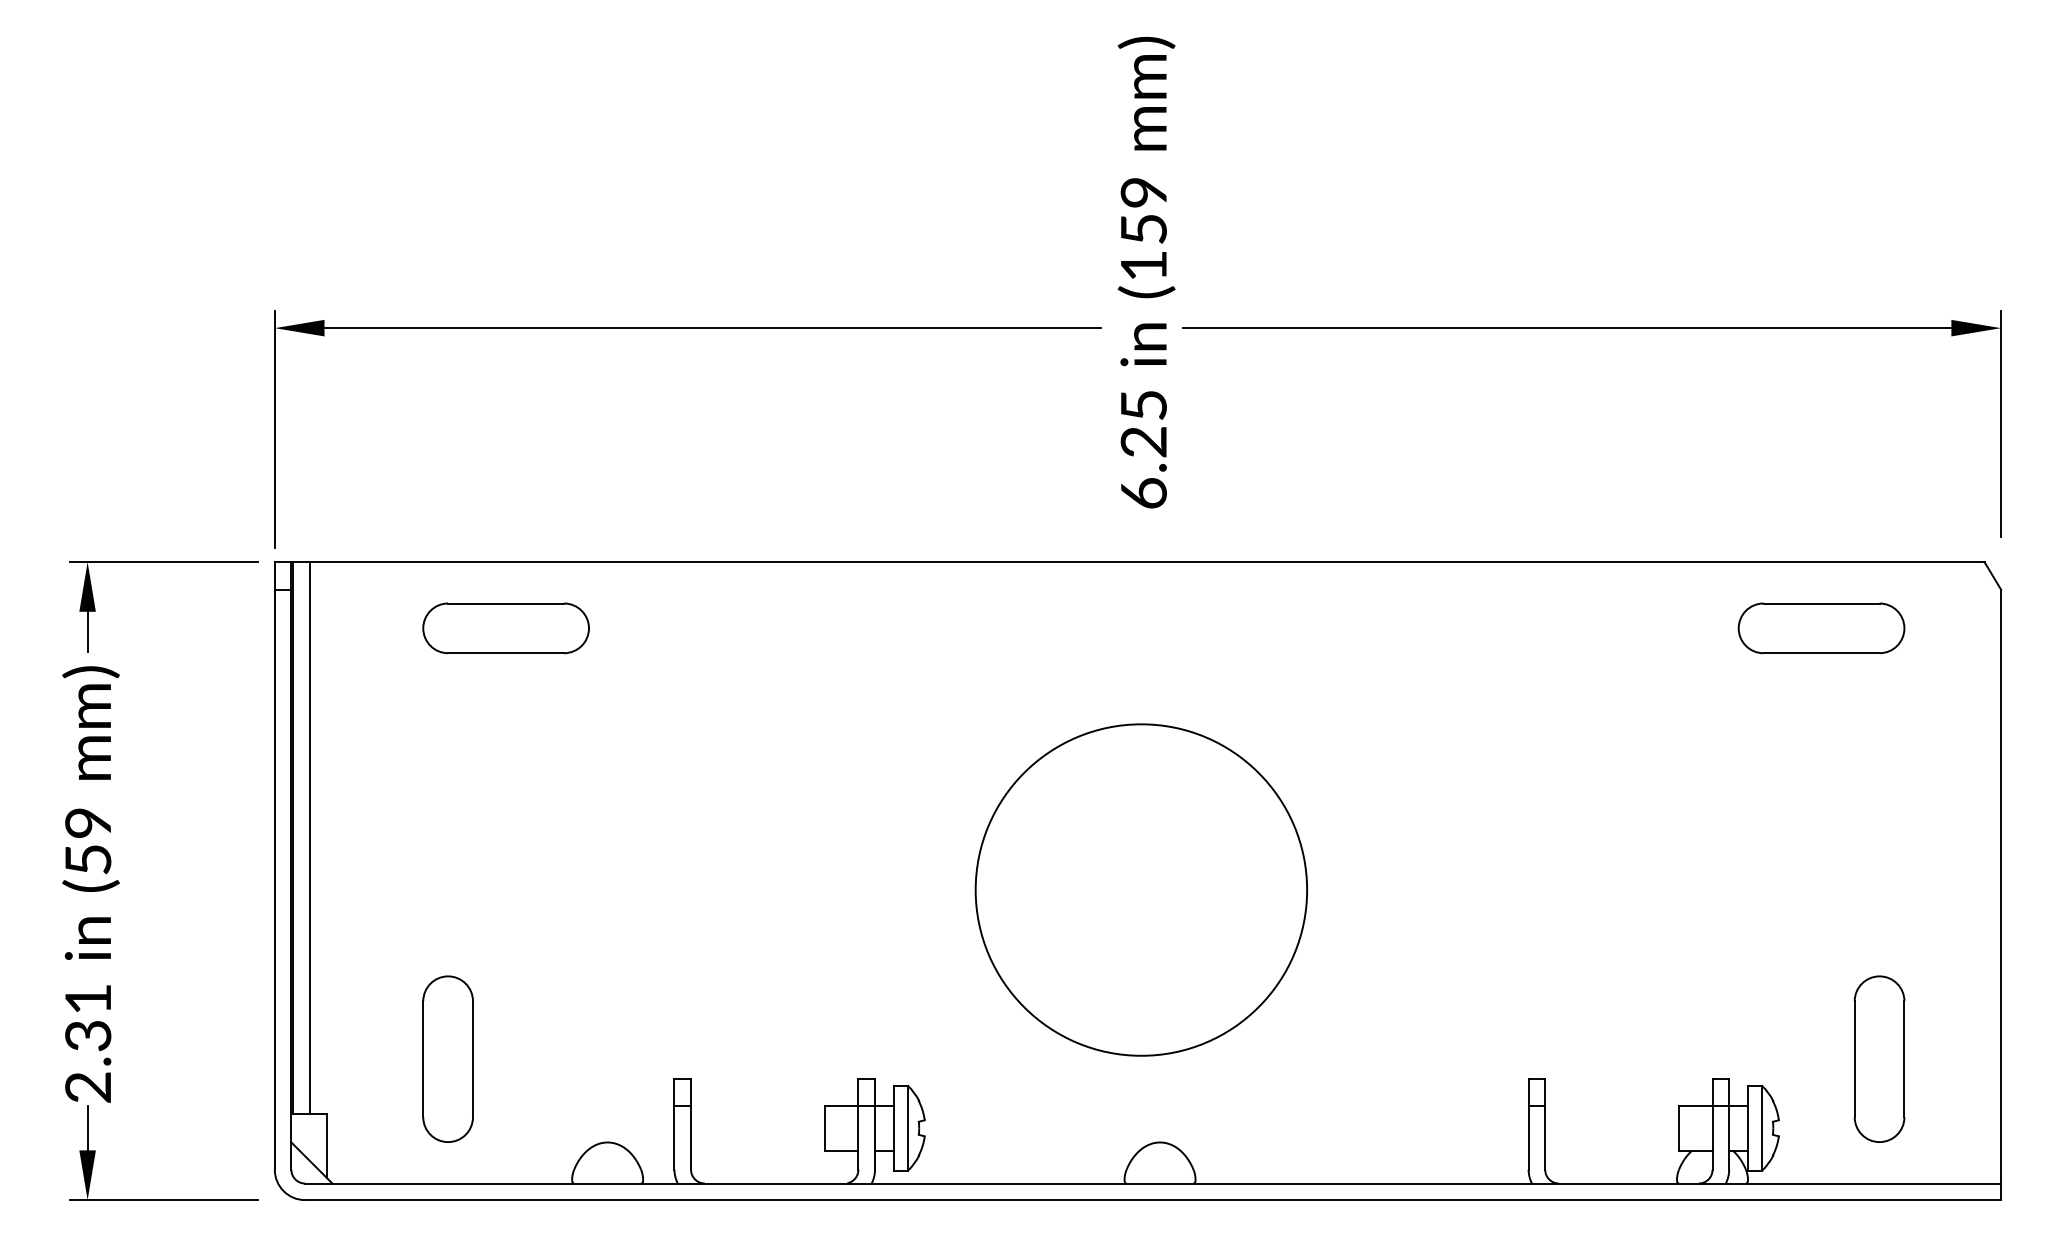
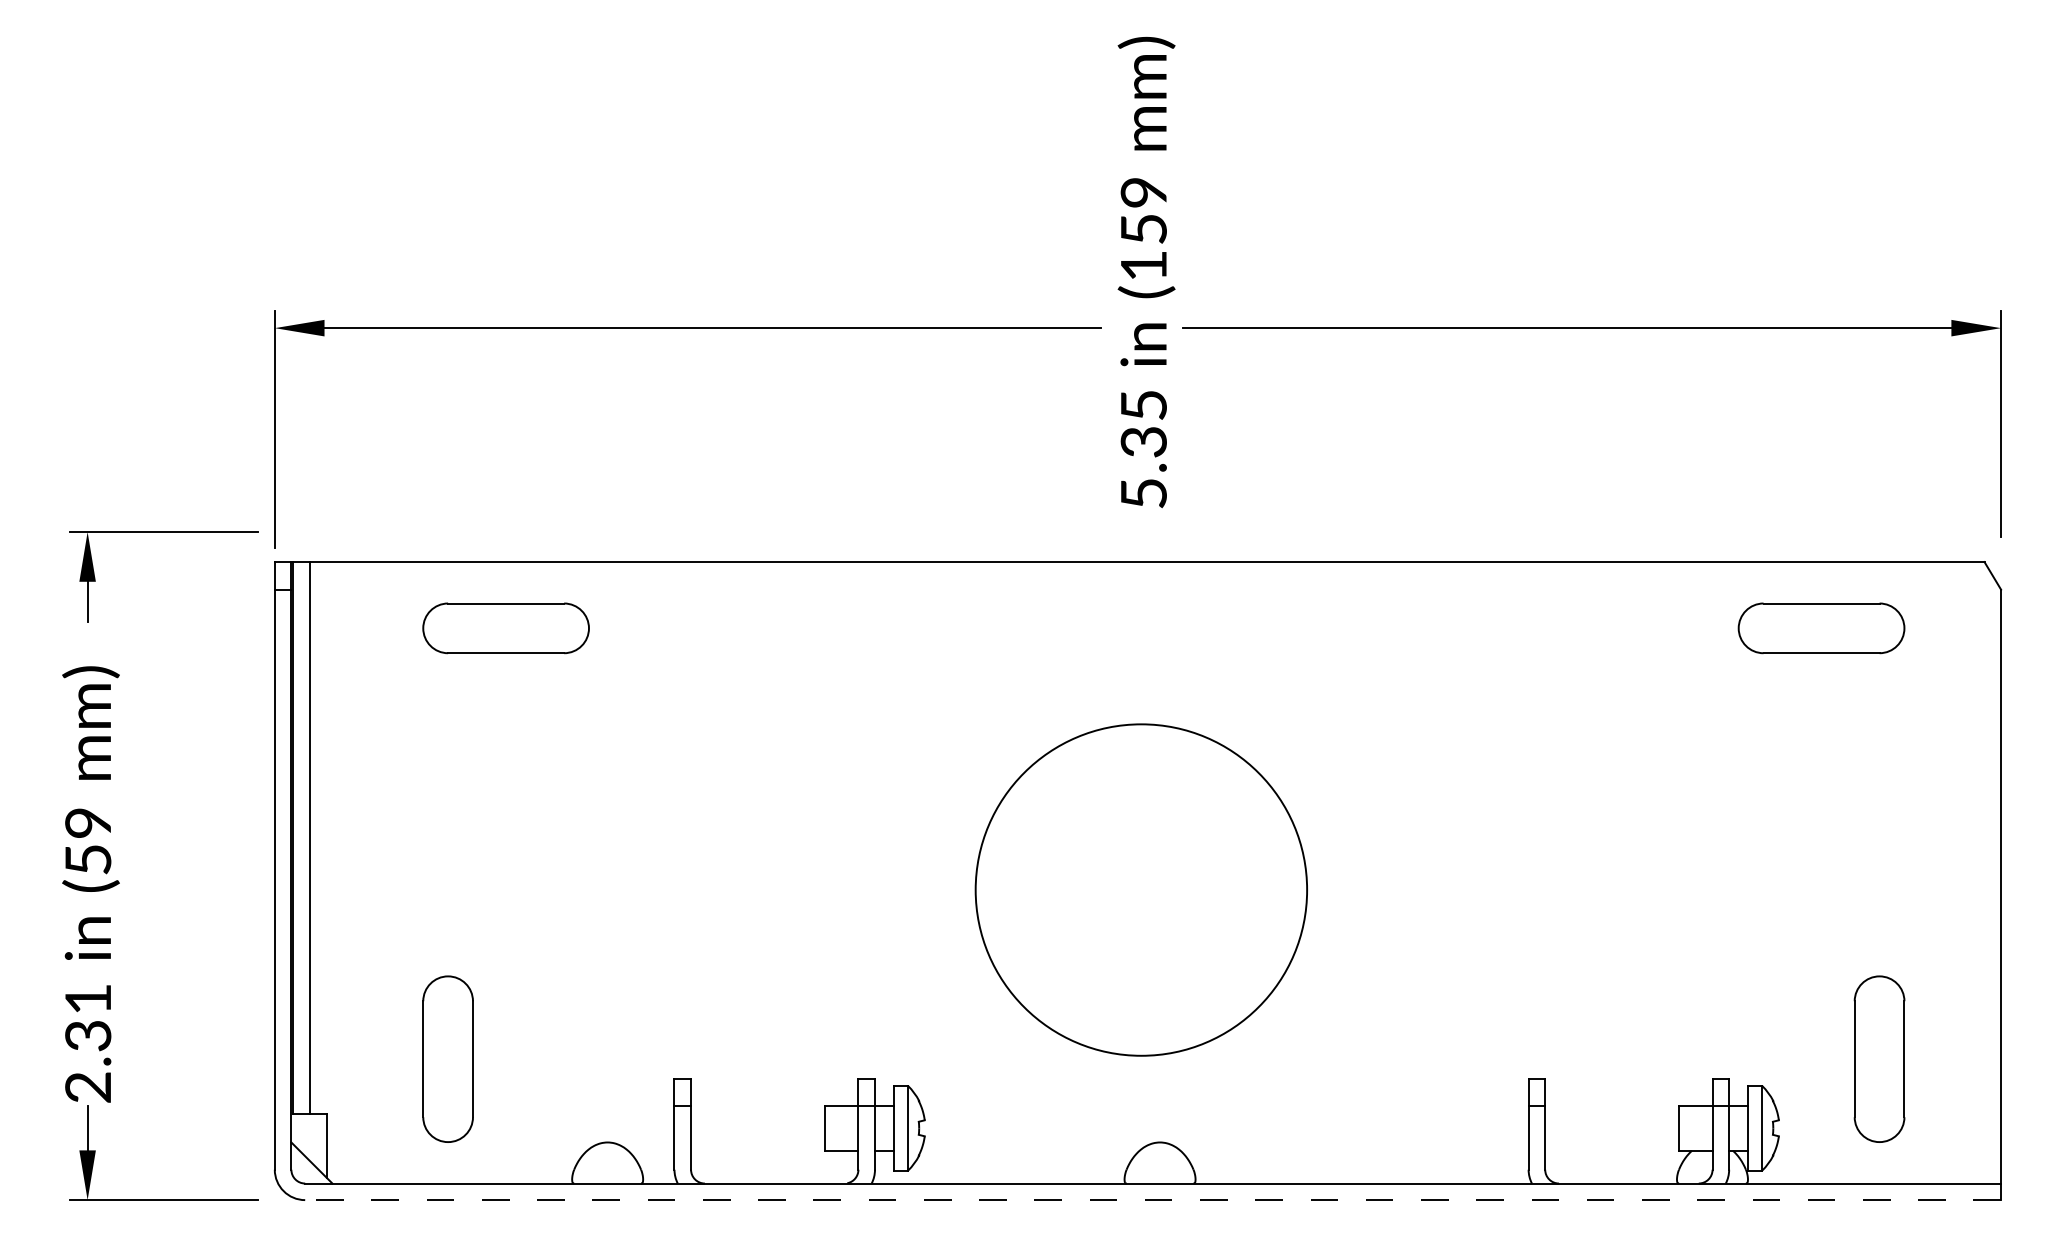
text: 6.25 -> 5.35 (1143, 467)
part position: (163, 562) -> (163, 532) (163, 532)
line: solid -> dashed (1153, 1200)
